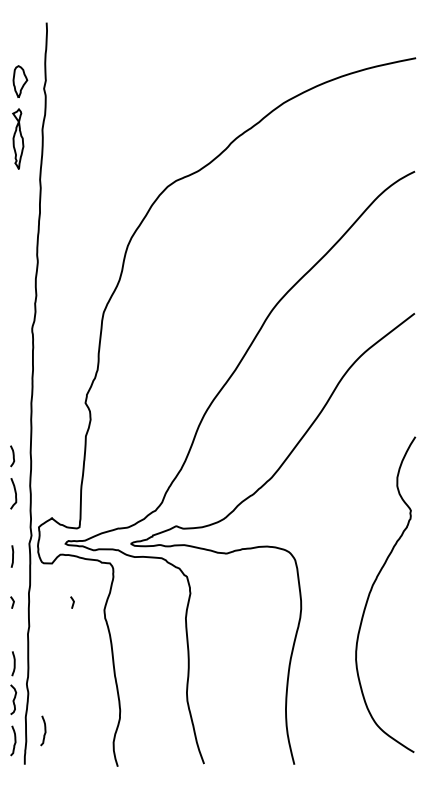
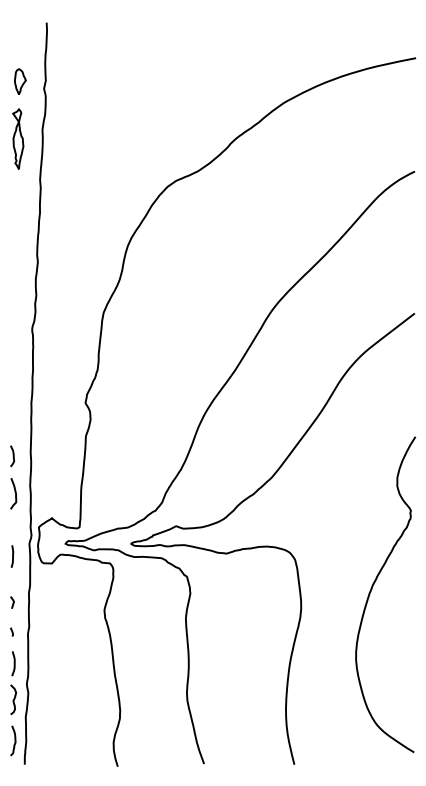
part size: 17x33 px -> 13x27 px (20, 81)
line: present -> none (72, 602)
line: none -> present (11, 631)
curve: present -> none (44, 730)
